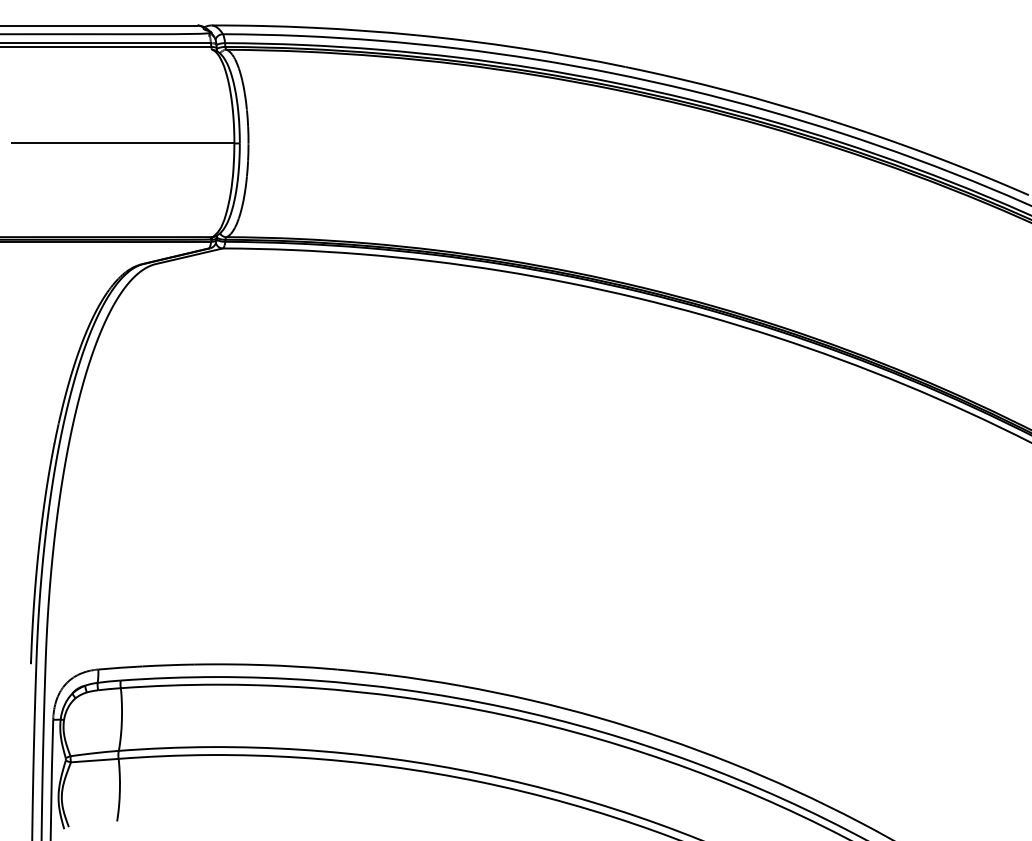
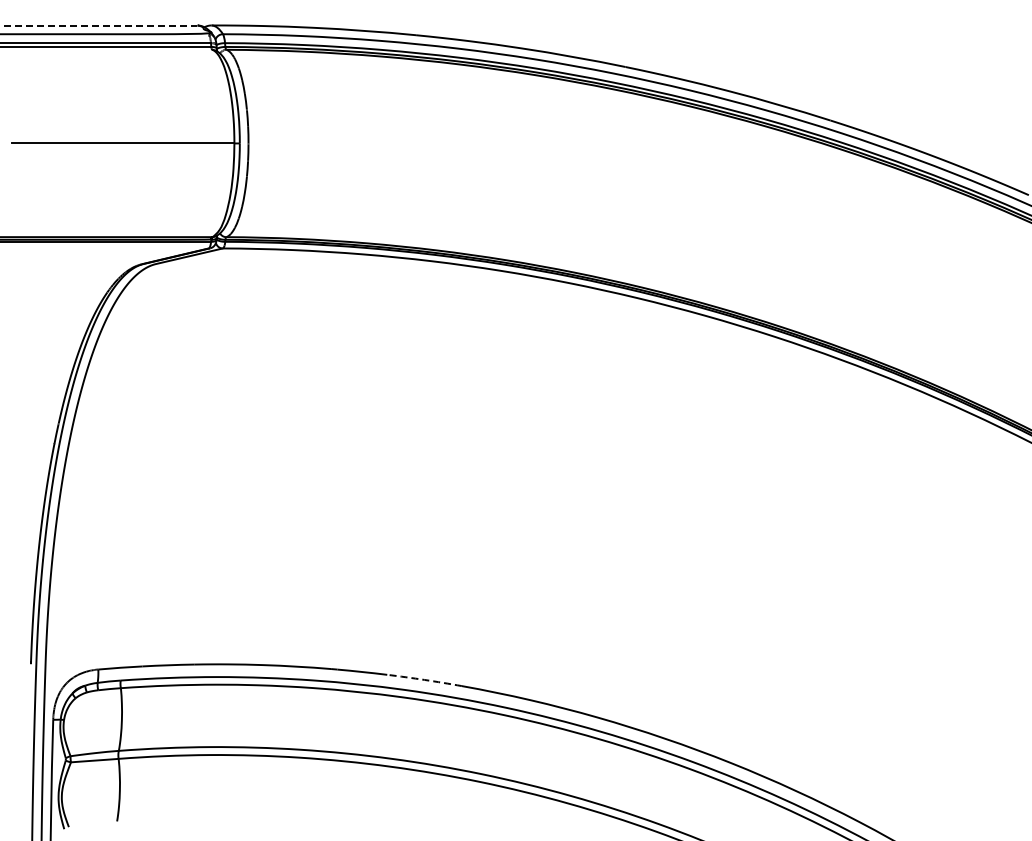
line: solid -> dashed (99, 25)
arc: solid -> dashed (424, 679)
